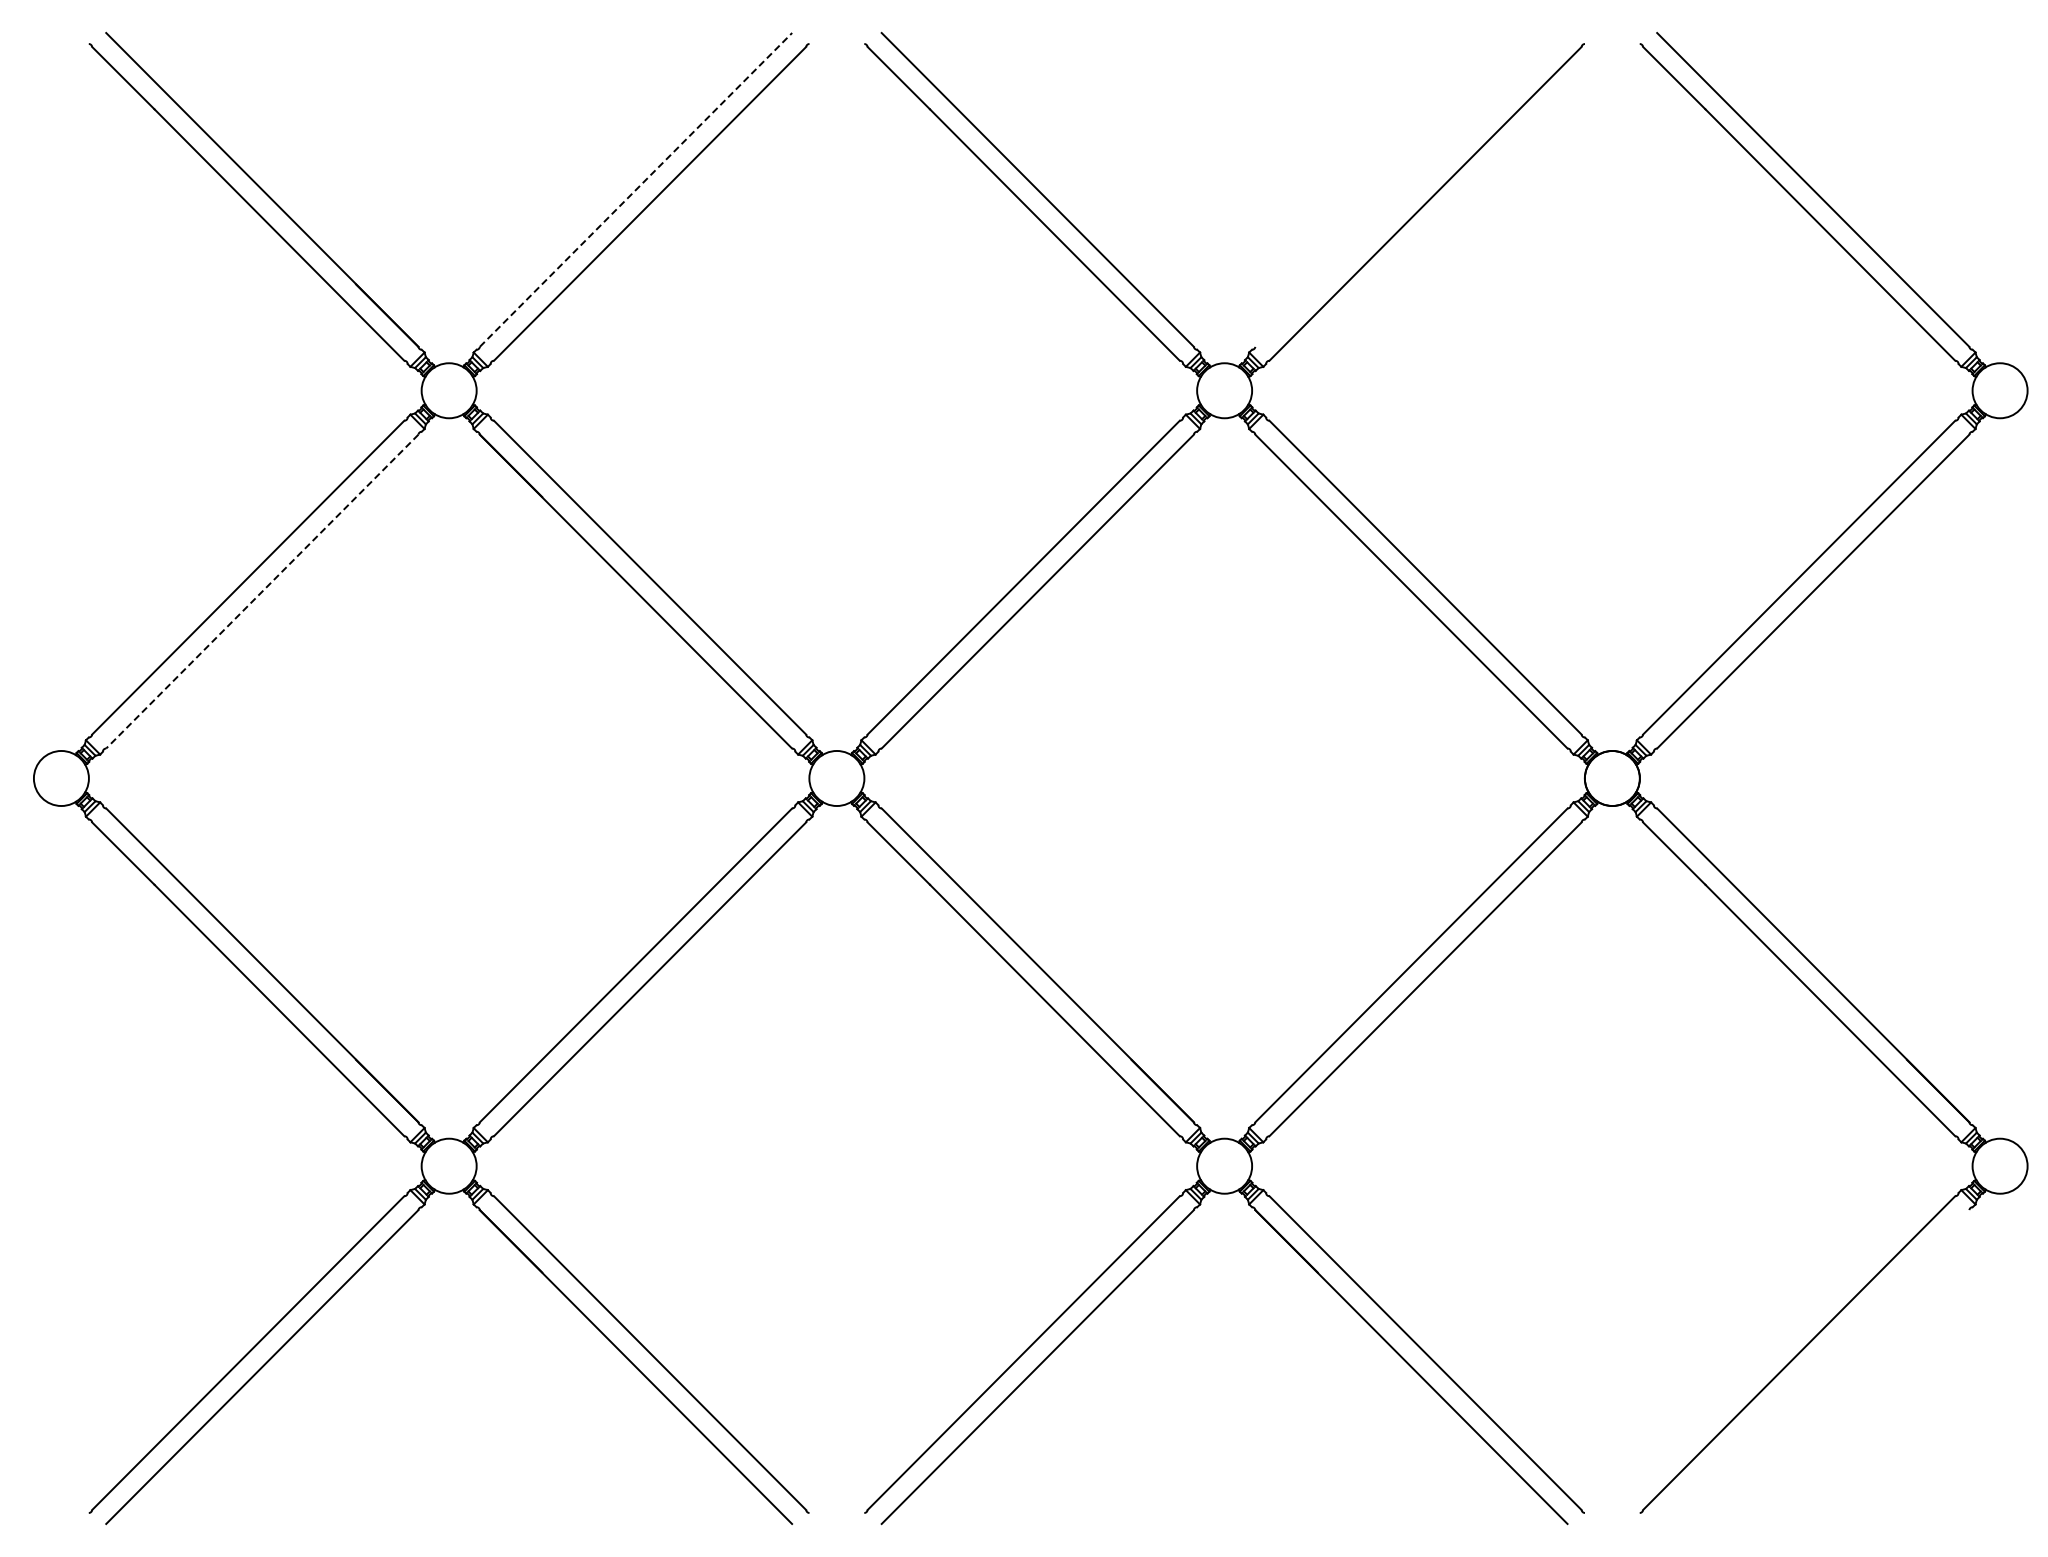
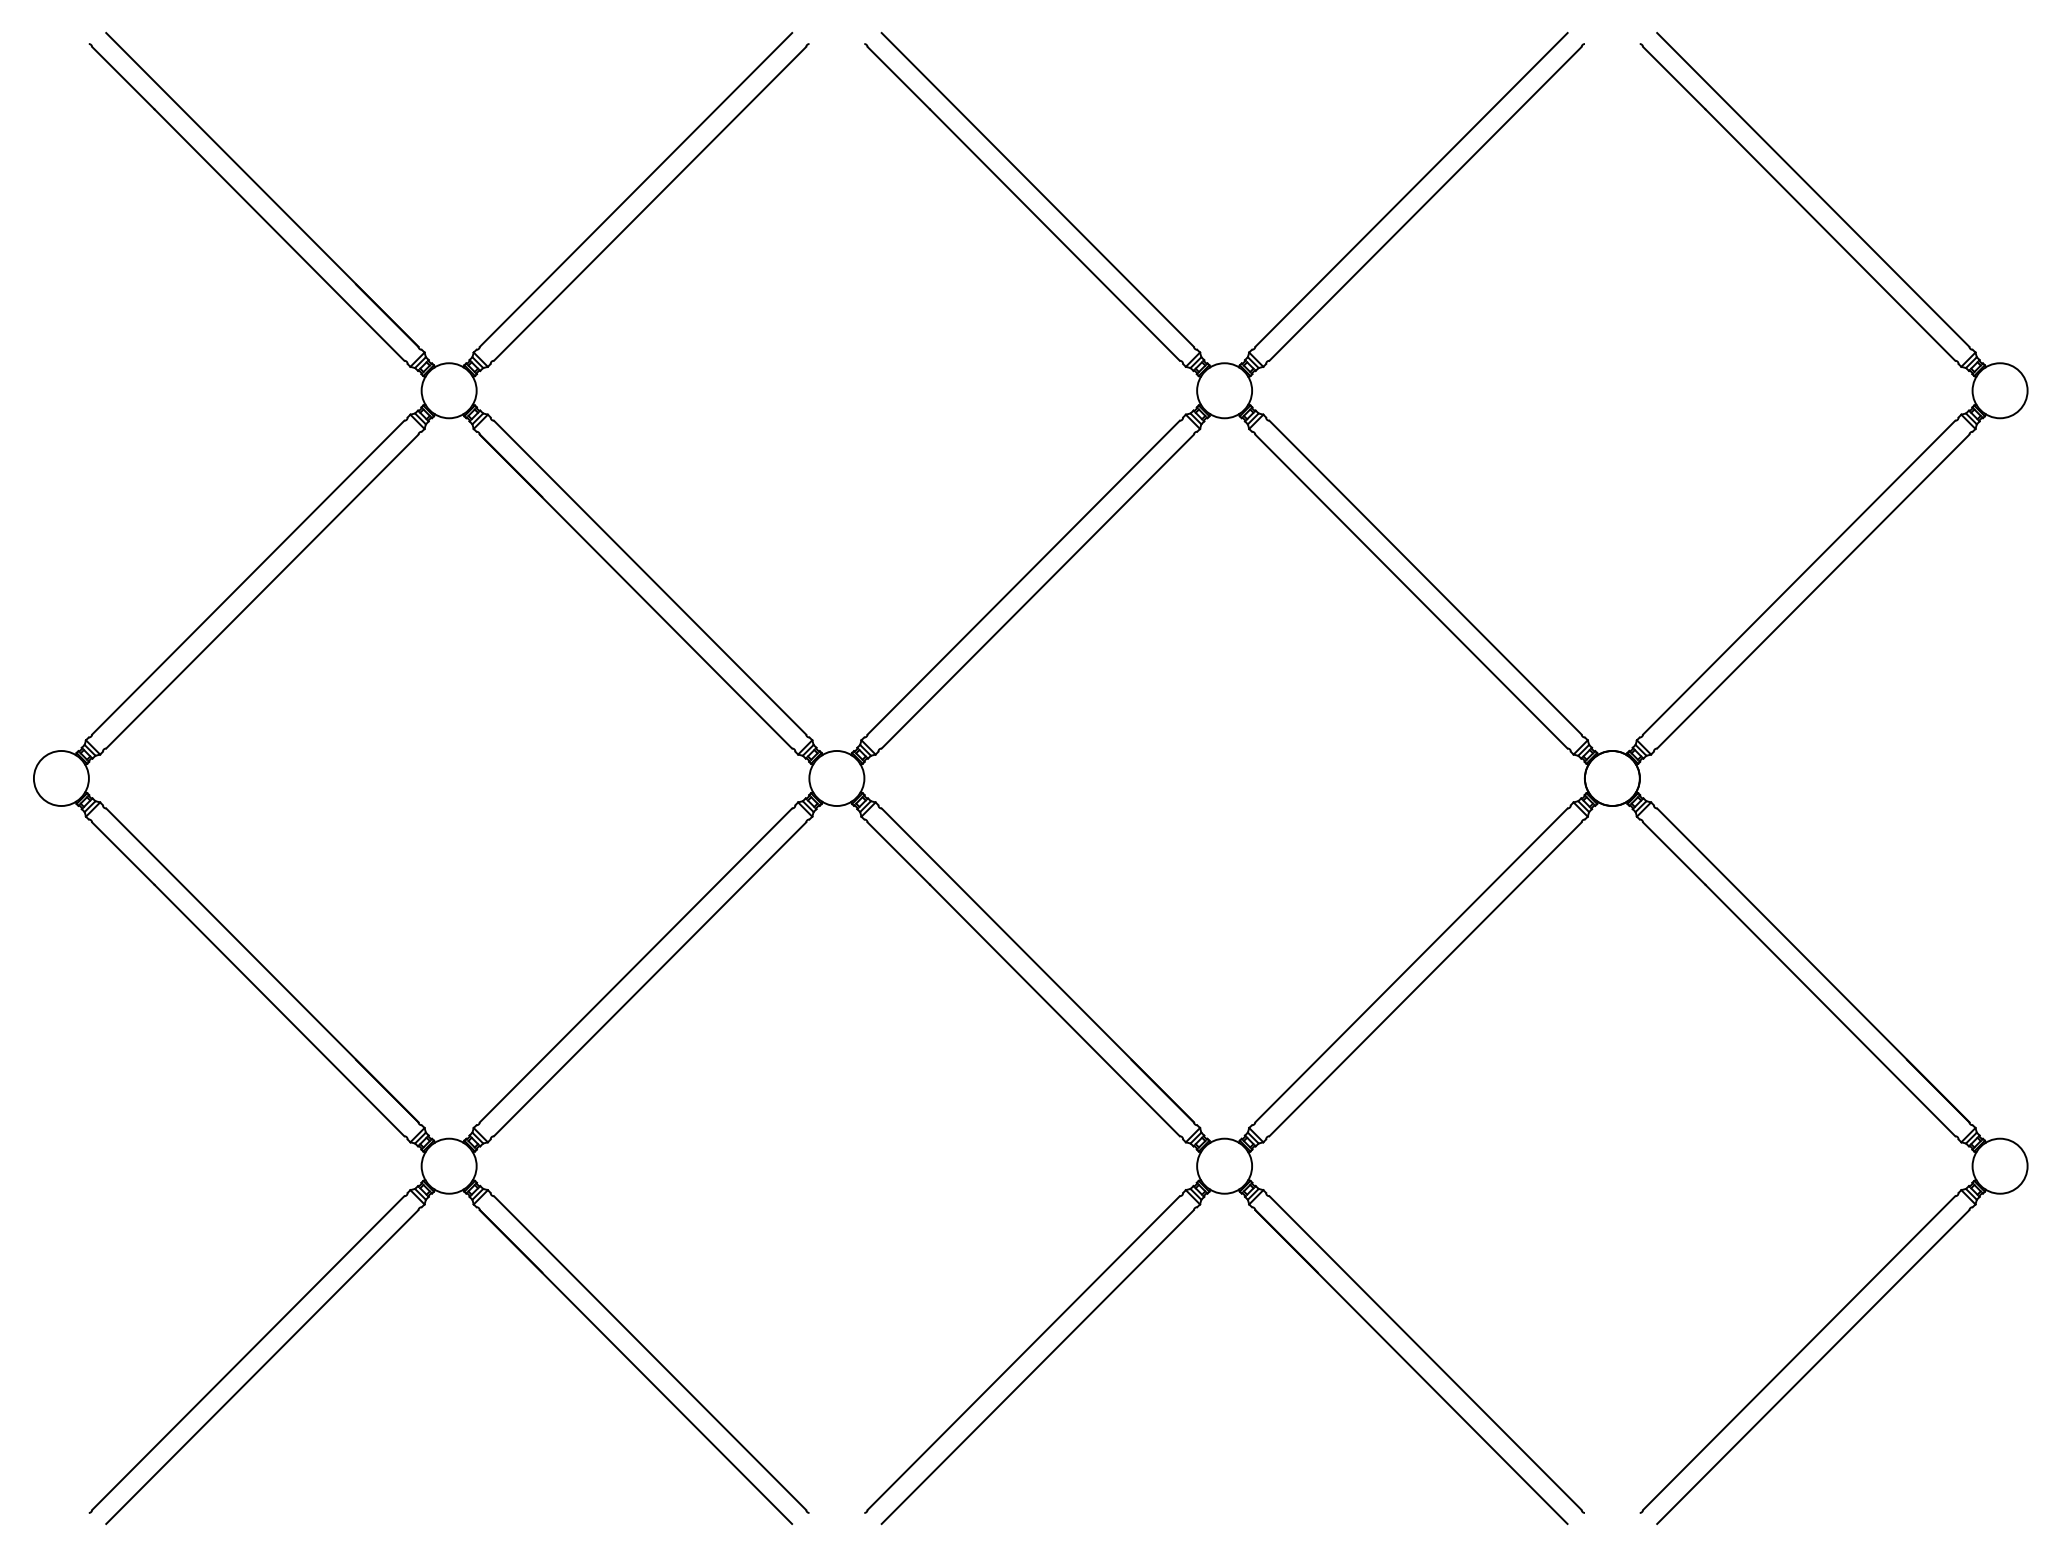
line: dashed -> solid (636, 189)
line: none -> present (1411, 189)
line: dashed -> solid (262, 591)
line: none -> present (1813, 1366)
